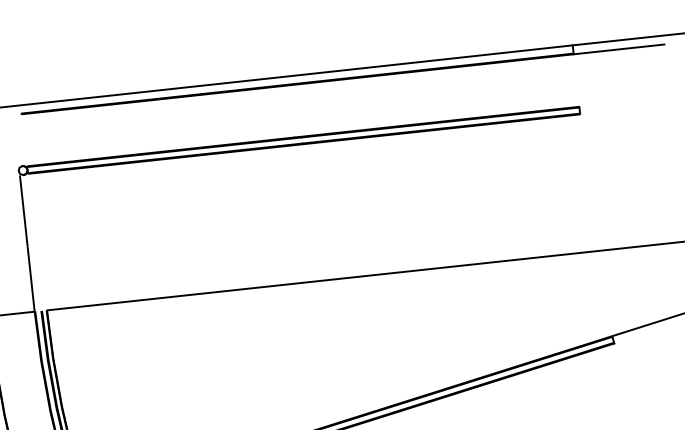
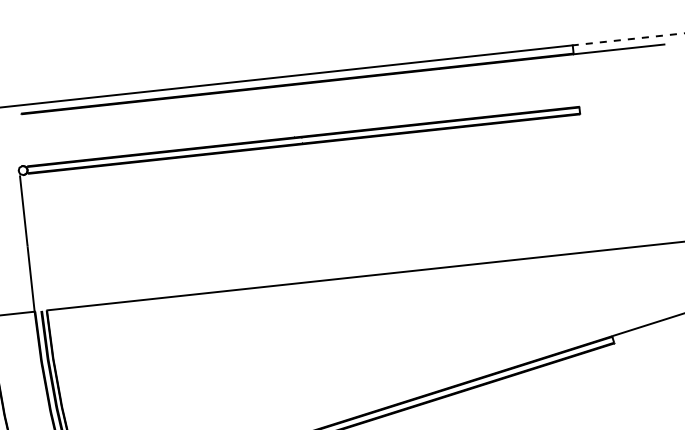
line: solid -> dashed (628, 39)
